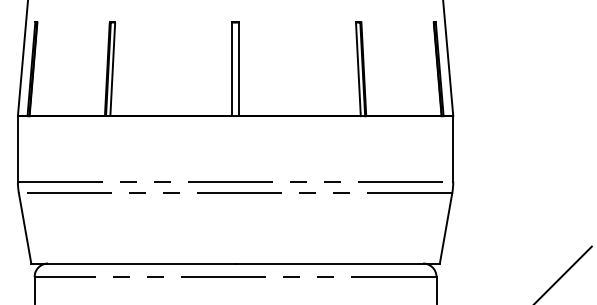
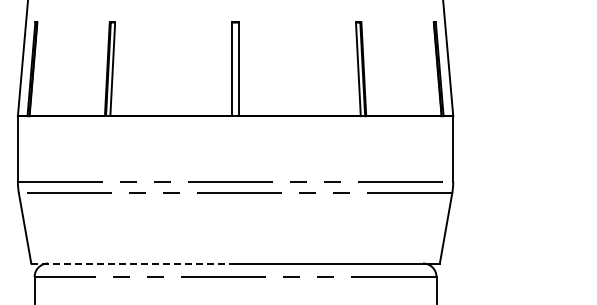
line: solid -> dashed (133, 263)
line: present -> none (563, 273)
